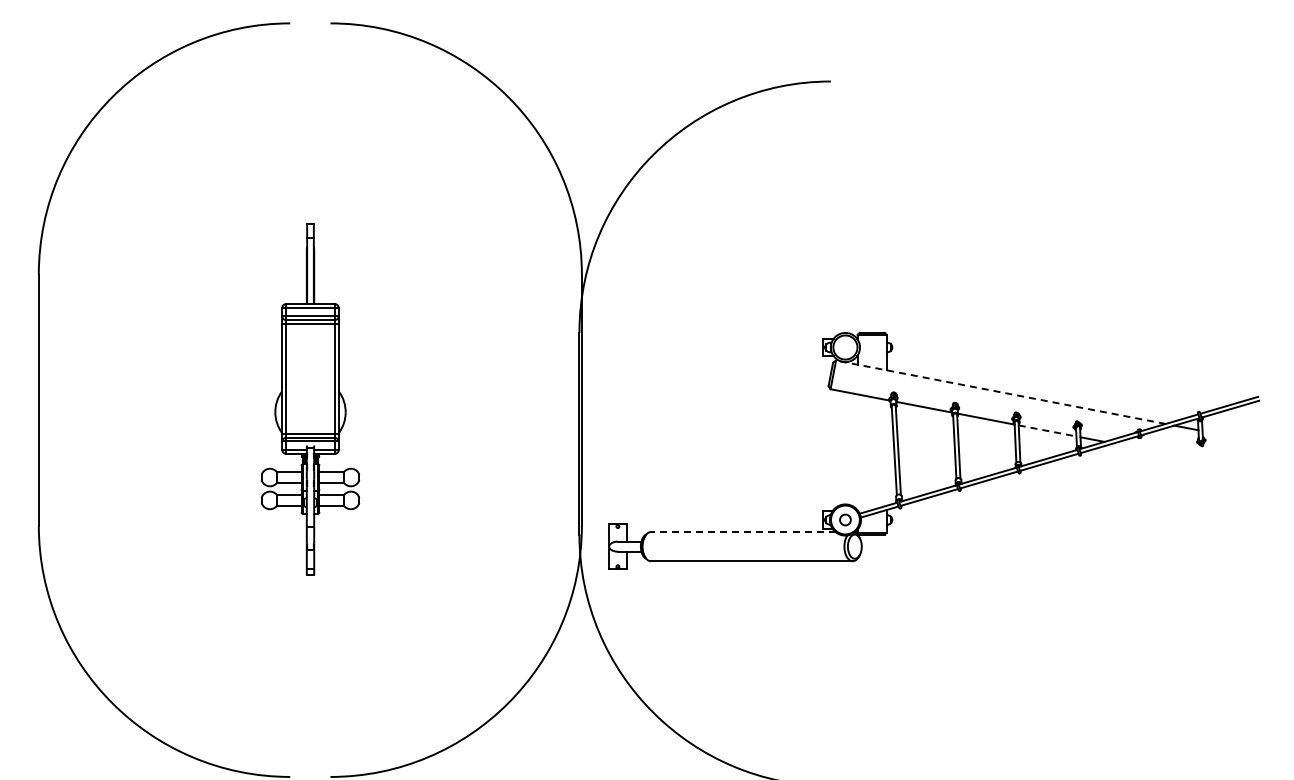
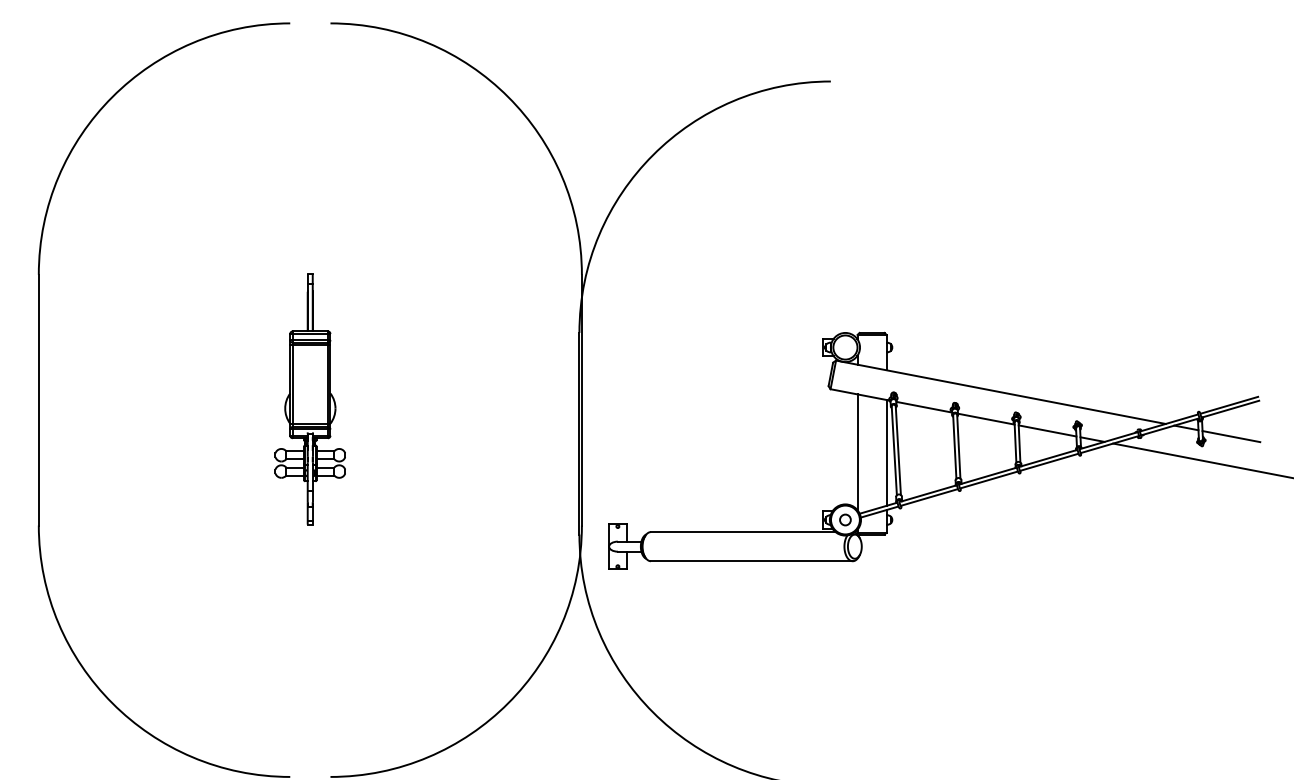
line: dashed -> solid (1000, 392)
part size: 100x353 px -> 72x253 px (309, 399)
line: dashed -> solid (1048, 431)
line: none -> present (1231, 436)
line: none -> present (857, 452)
line: none -> present (886, 452)
line: none -> present (1201, 460)
line: dashed -> solid (742, 532)
